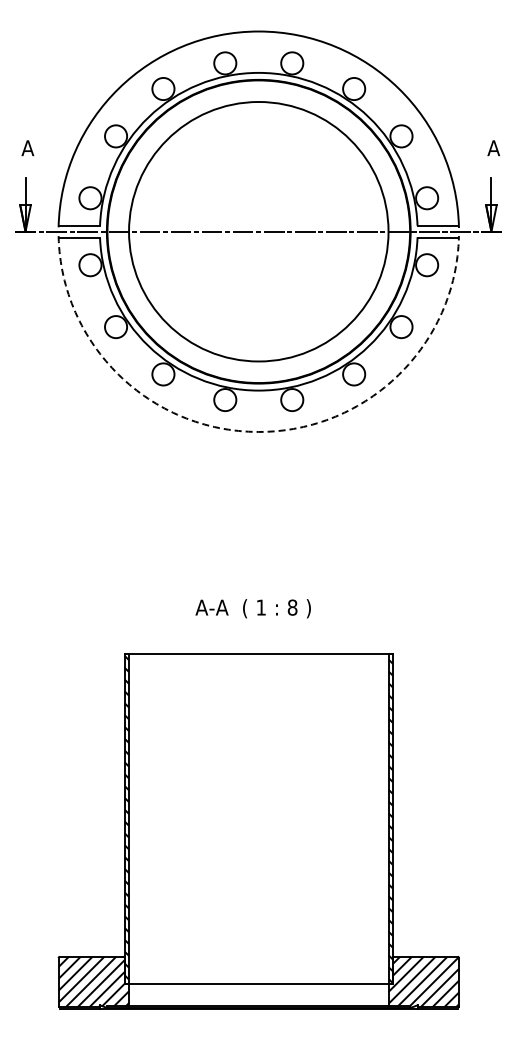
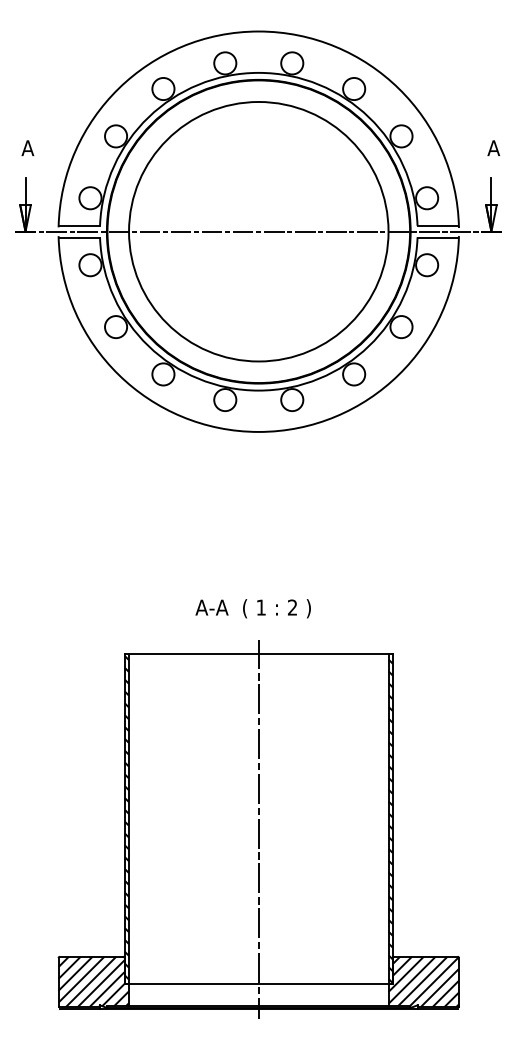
arc: dashed -> solid (258, 431)
text: 8 -> 2 (292, 607)
line: none -> present (258, 829)
